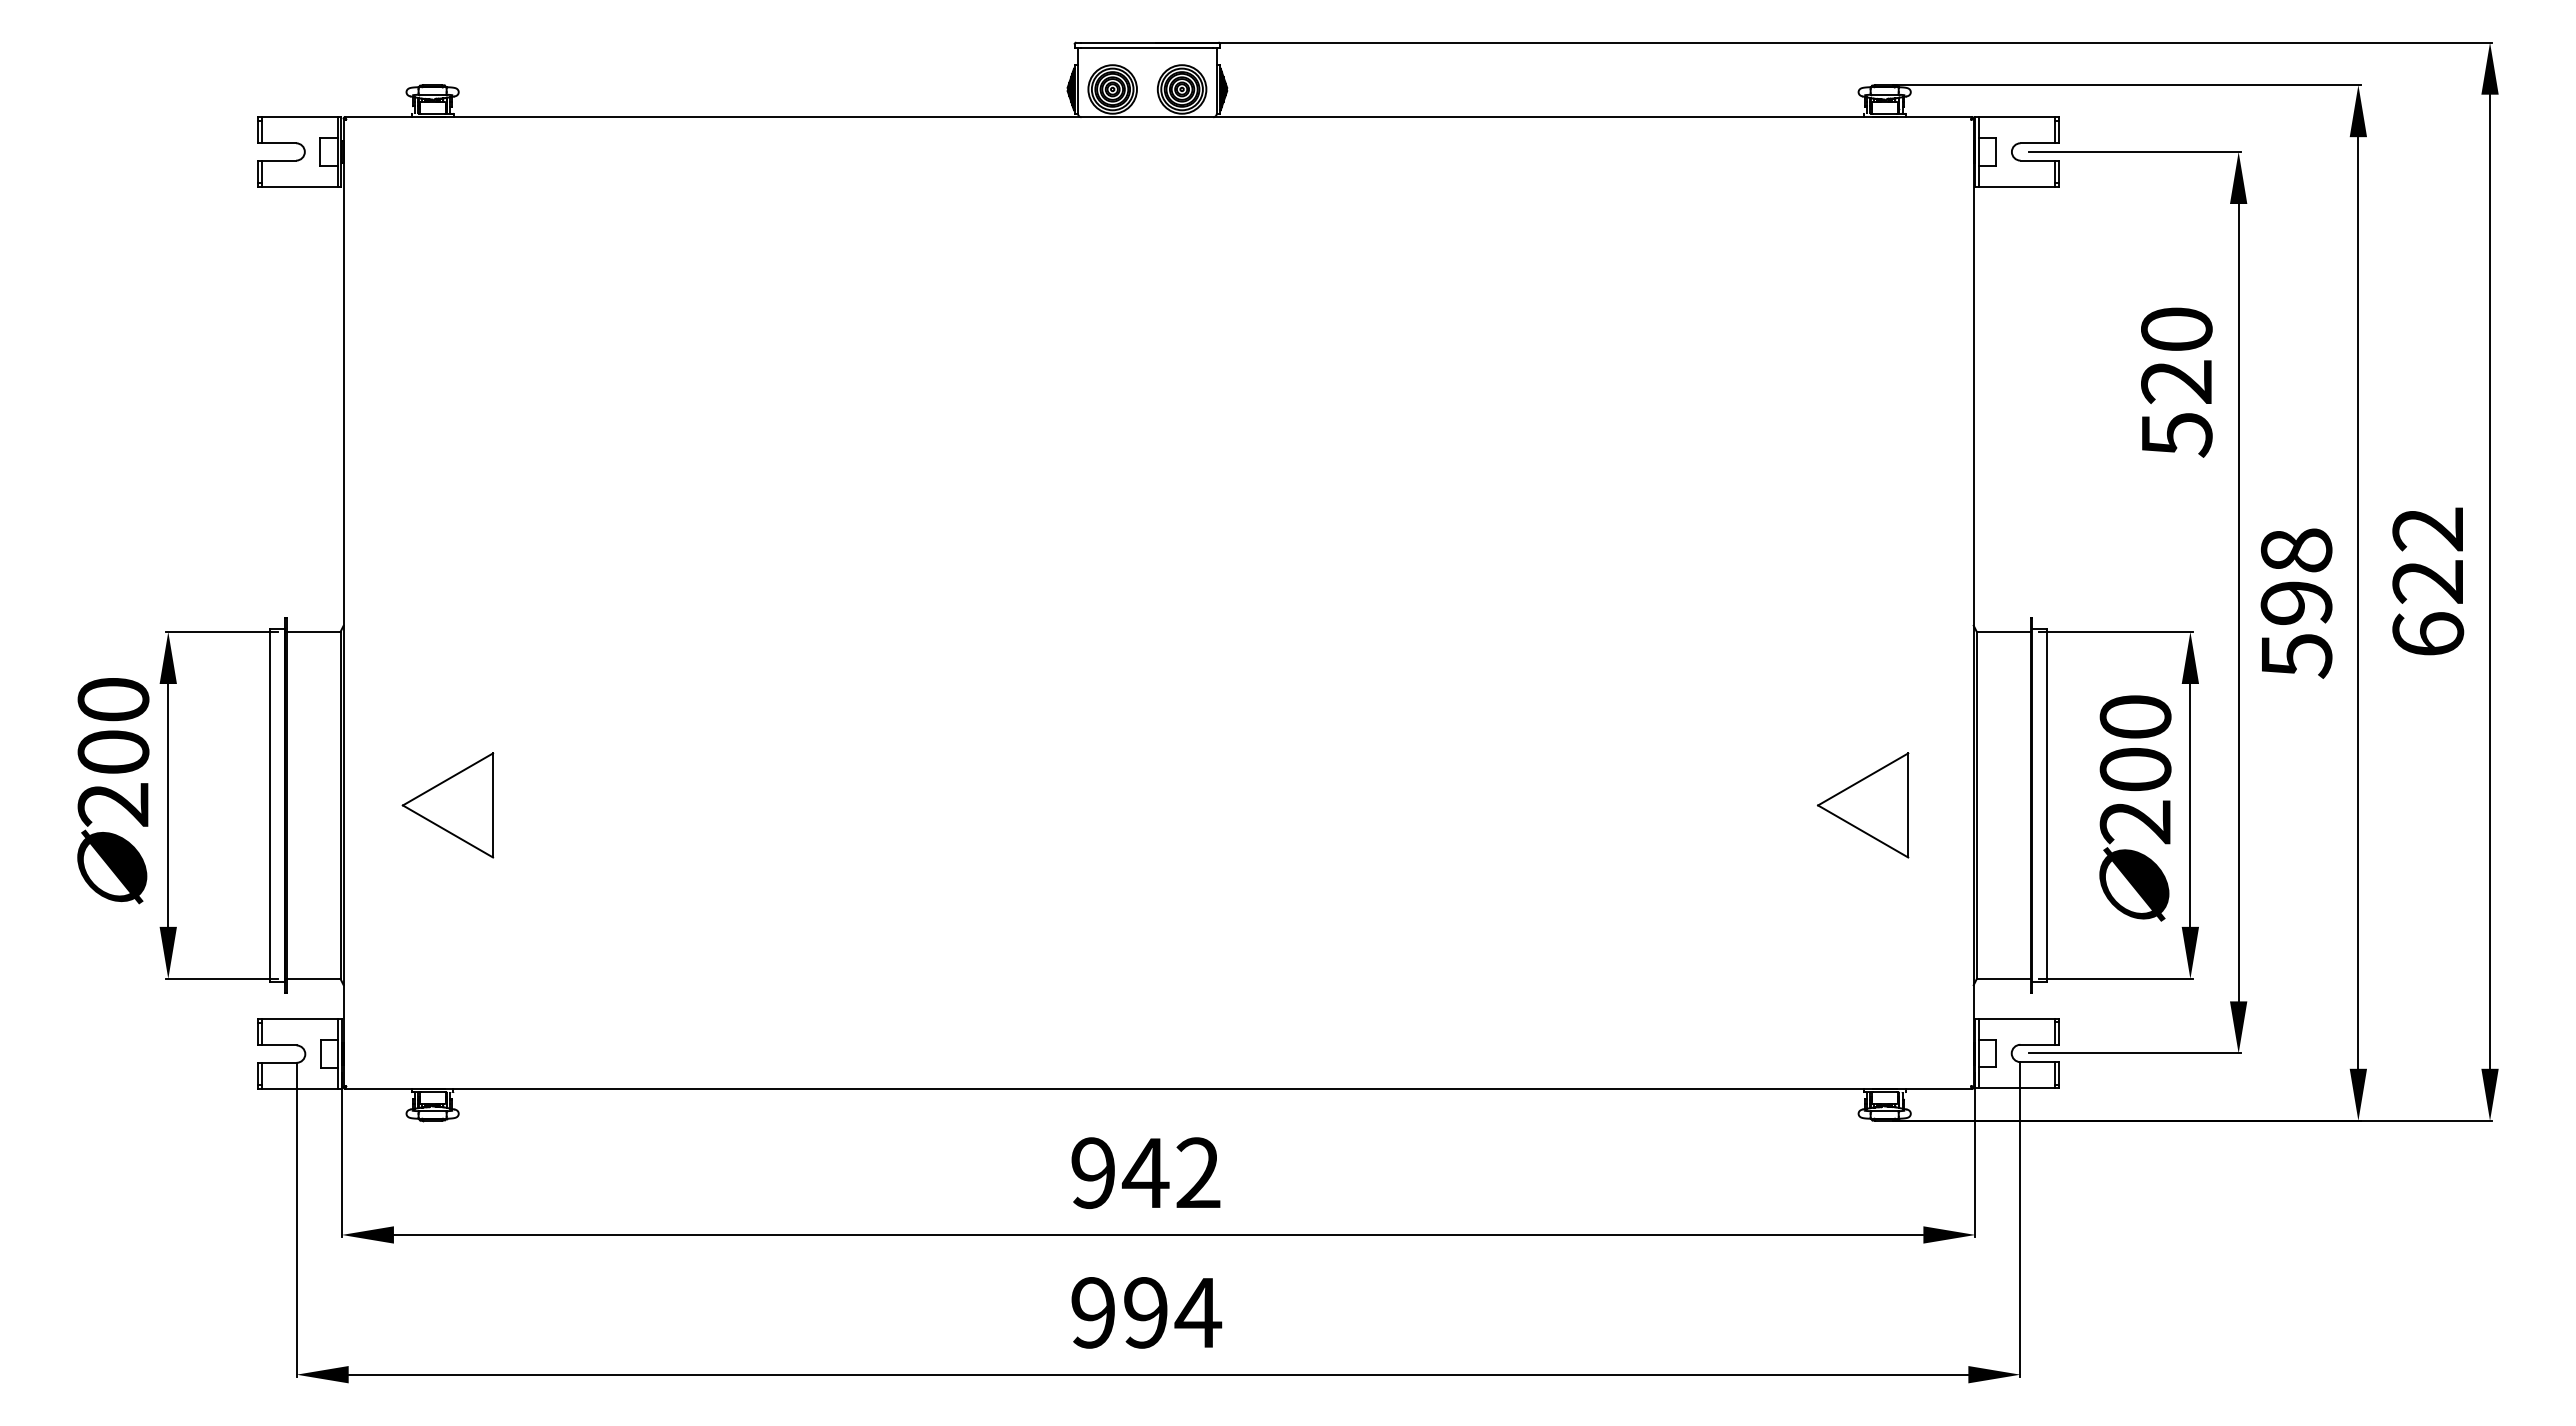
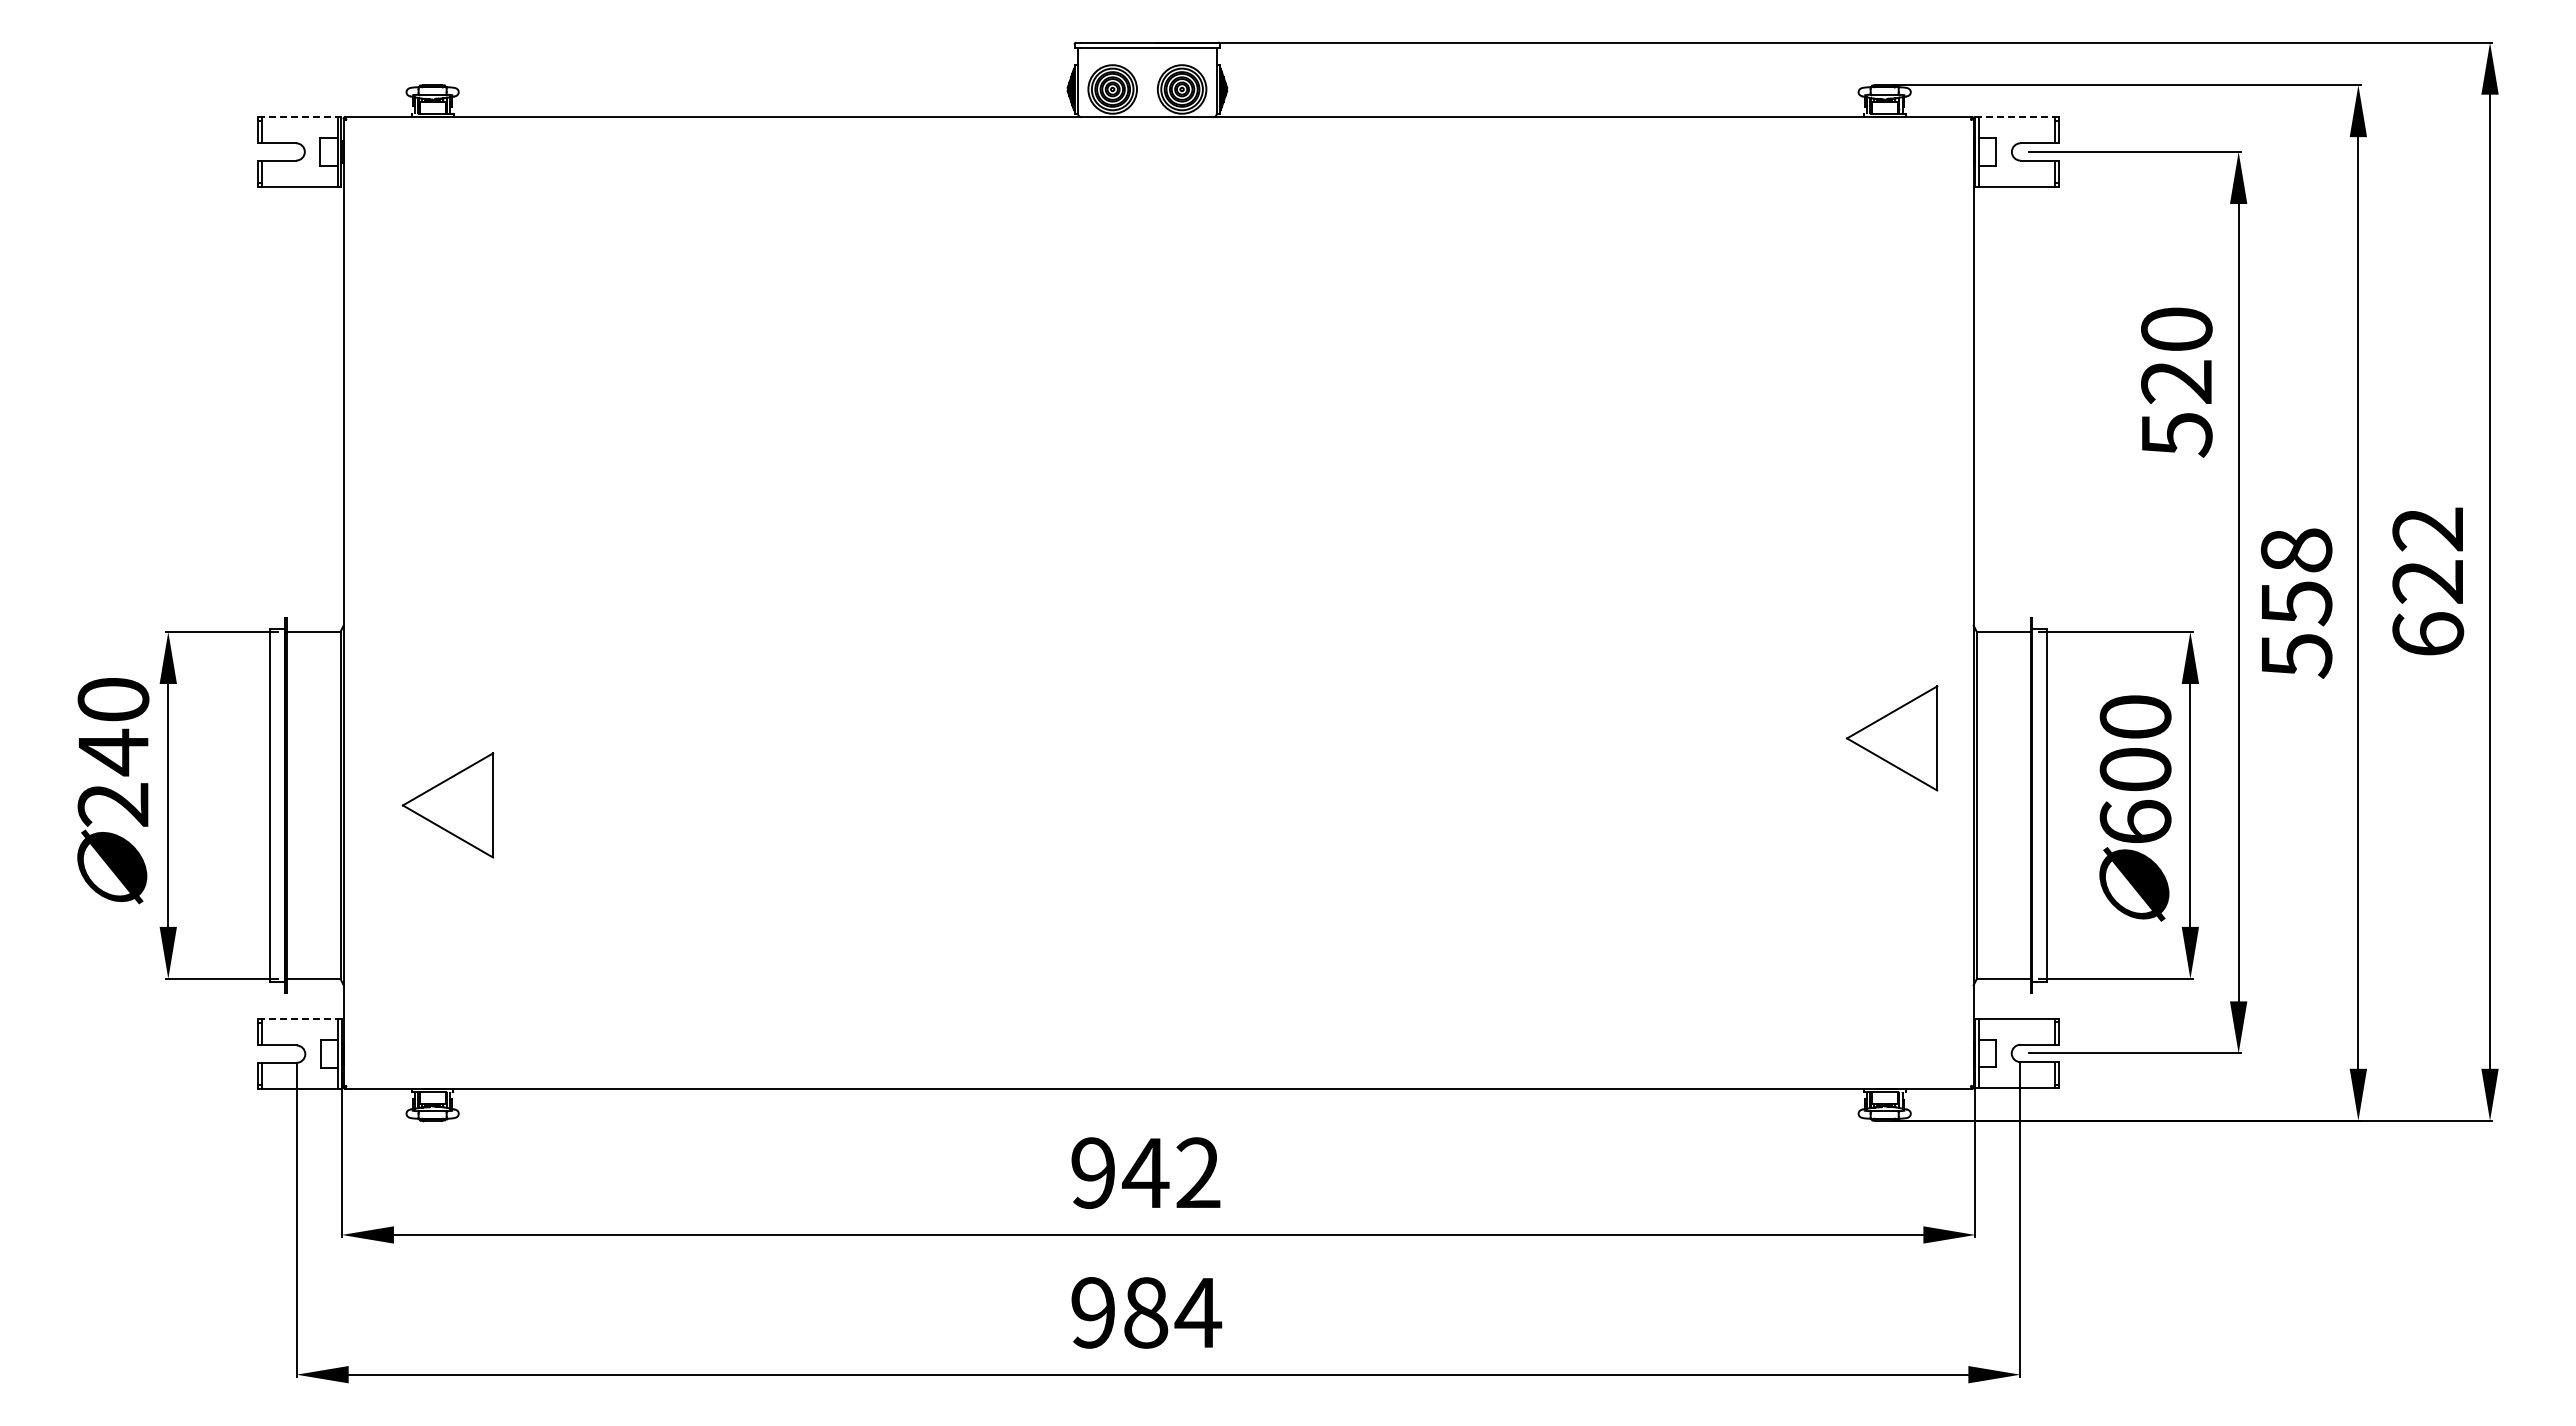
line: solid -> dashed (299, 117)
line: solid -> dashed (2017, 117)
text: 598 -> 558 (2296, 603)
text: 200 -> 240 (113, 752)
part position: (1863, 805) -> (1892, 738) (1892, 738)
text: 200 -> 600 (2135, 822)
line: solid -> dashed (300, 1019)
text: 994 -> 984 (1146, 1312)
